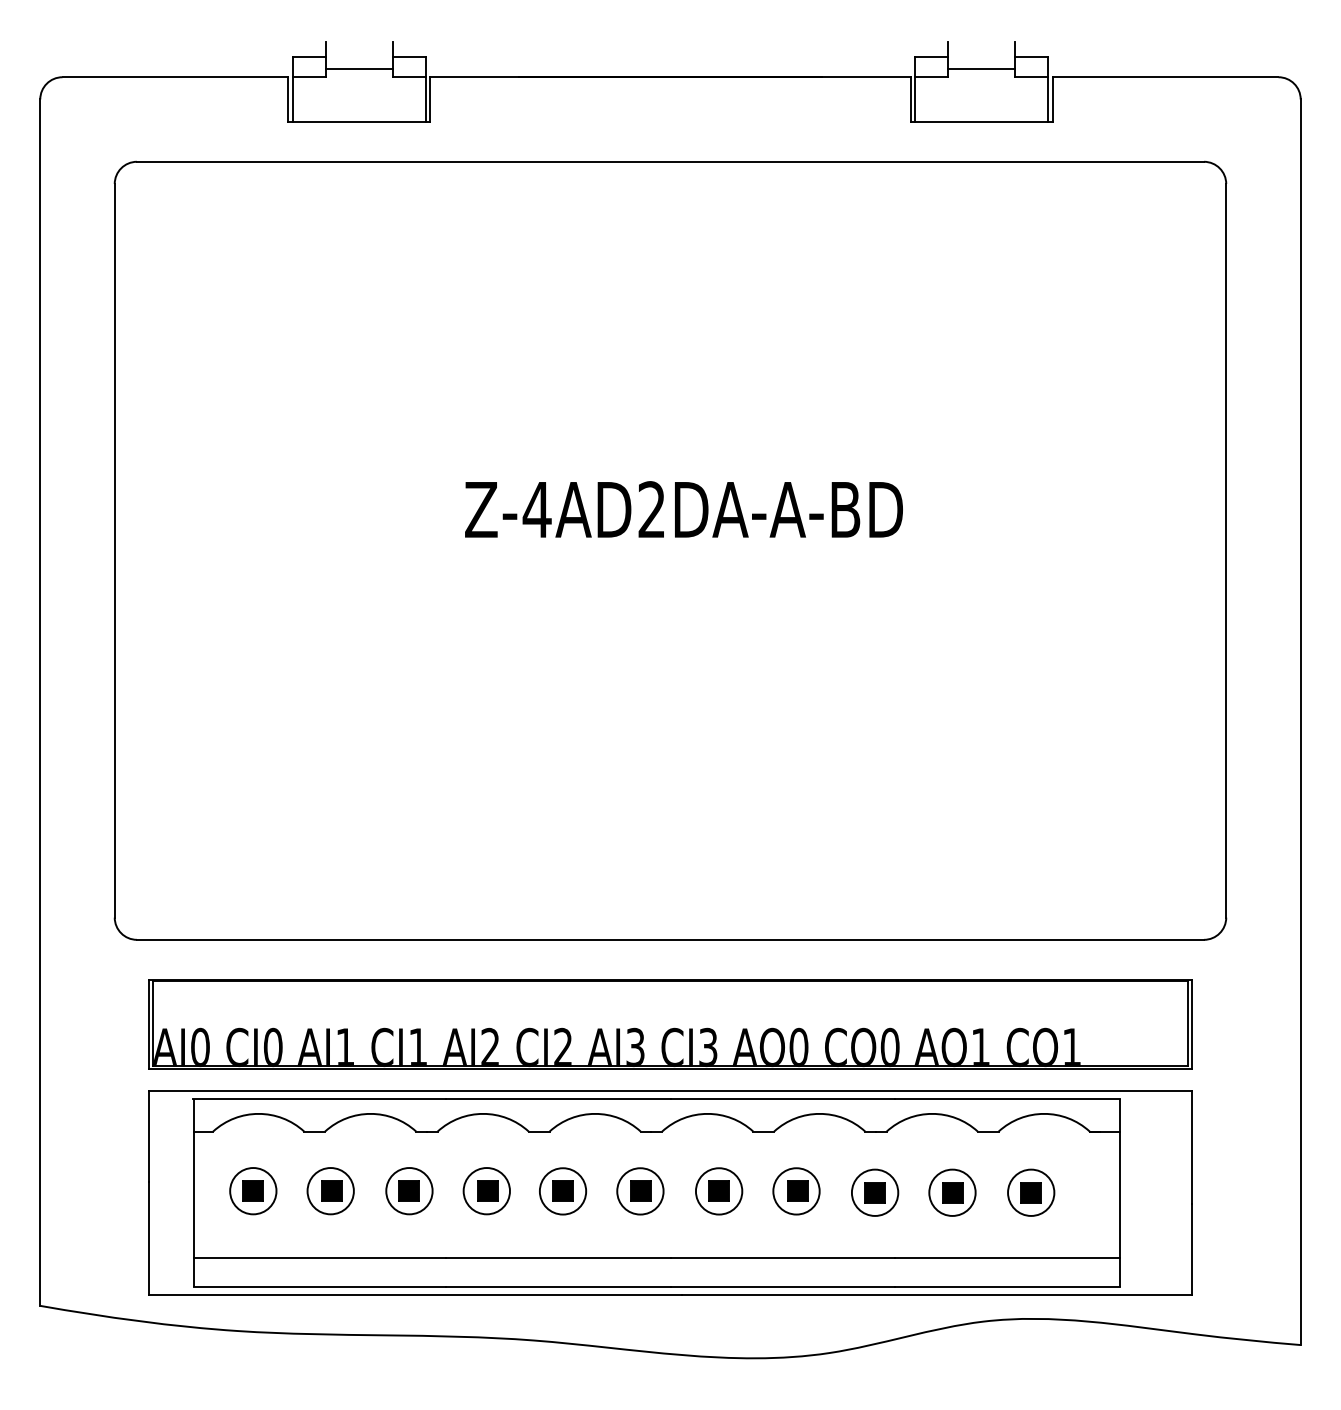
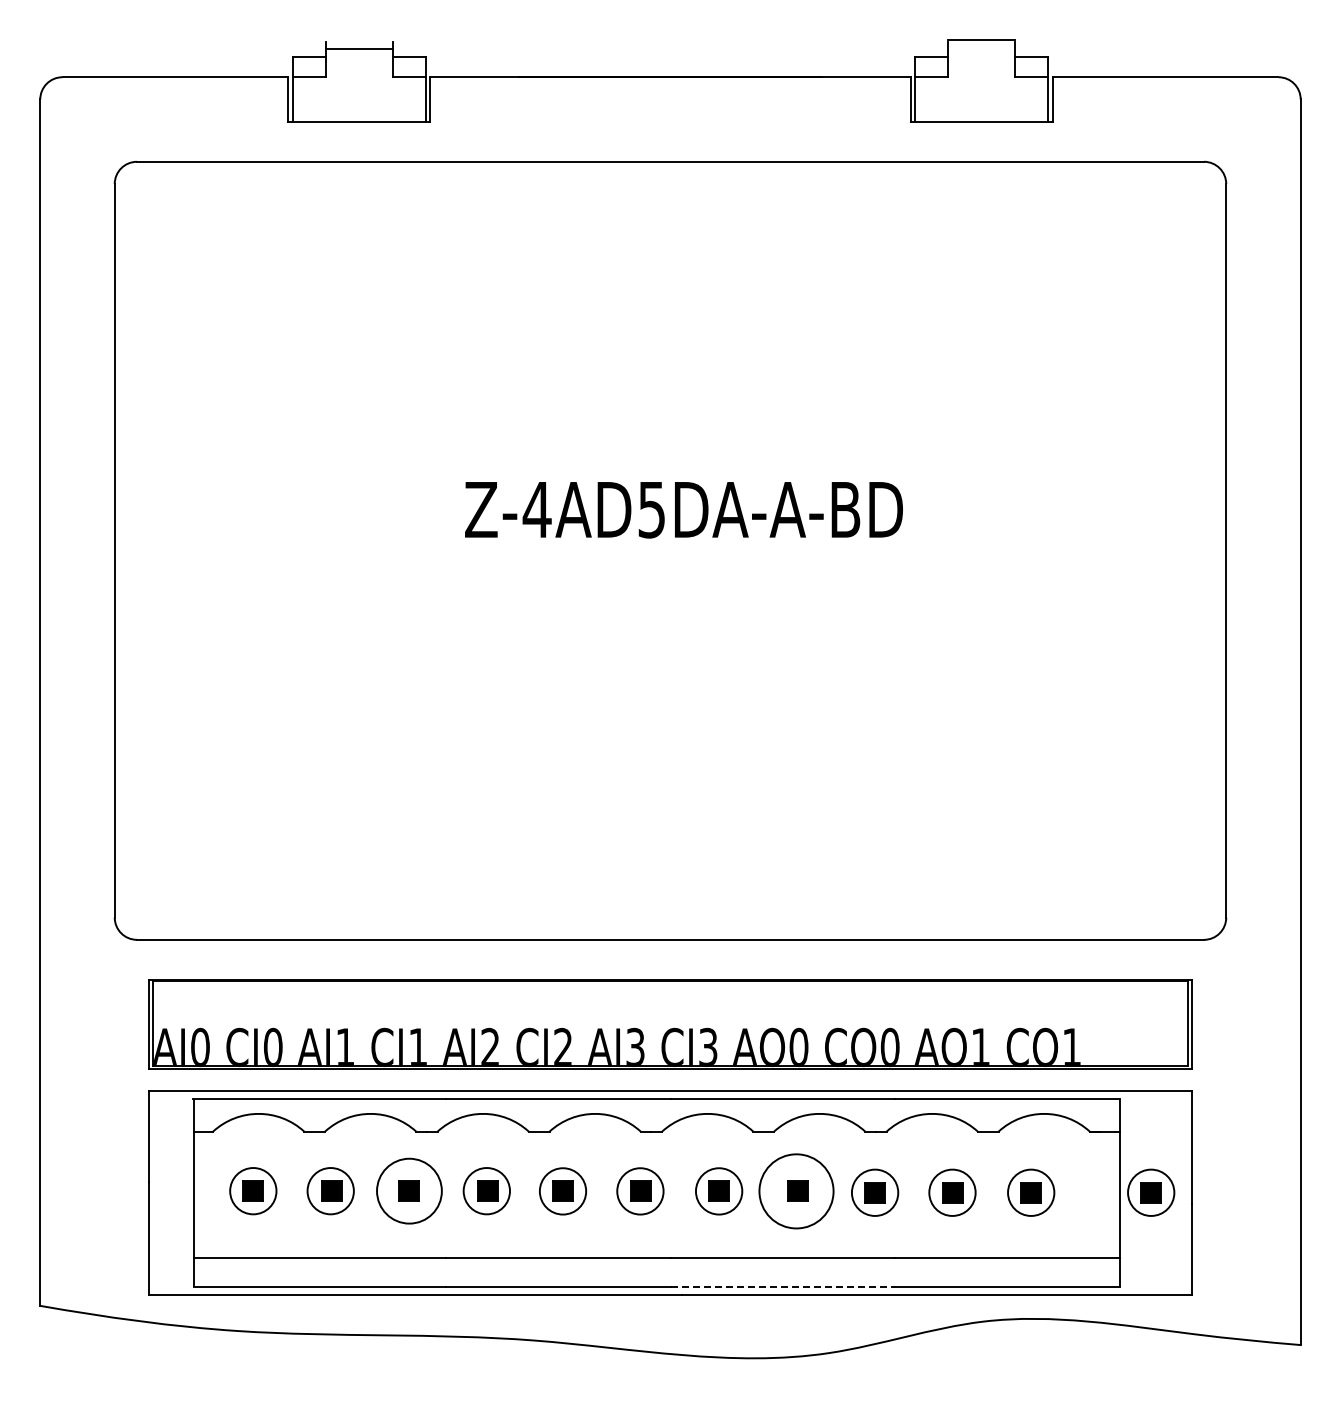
line position: (358, 68) -> (358, 48) (358, 48)
line position: (981, 68) -> (981, 39) (981, 39)
text: Z-4AD2DA-A-BD -> Z-4AD5DA-A-BD (651, 509)
circle diameter: 46 px -> 65 px (409, 1190)
circle diameter: 46 px -> 74 px (796, 1191)
part: none -> present (1151, 1192)
line: solid -> dashed (783, 1287)
